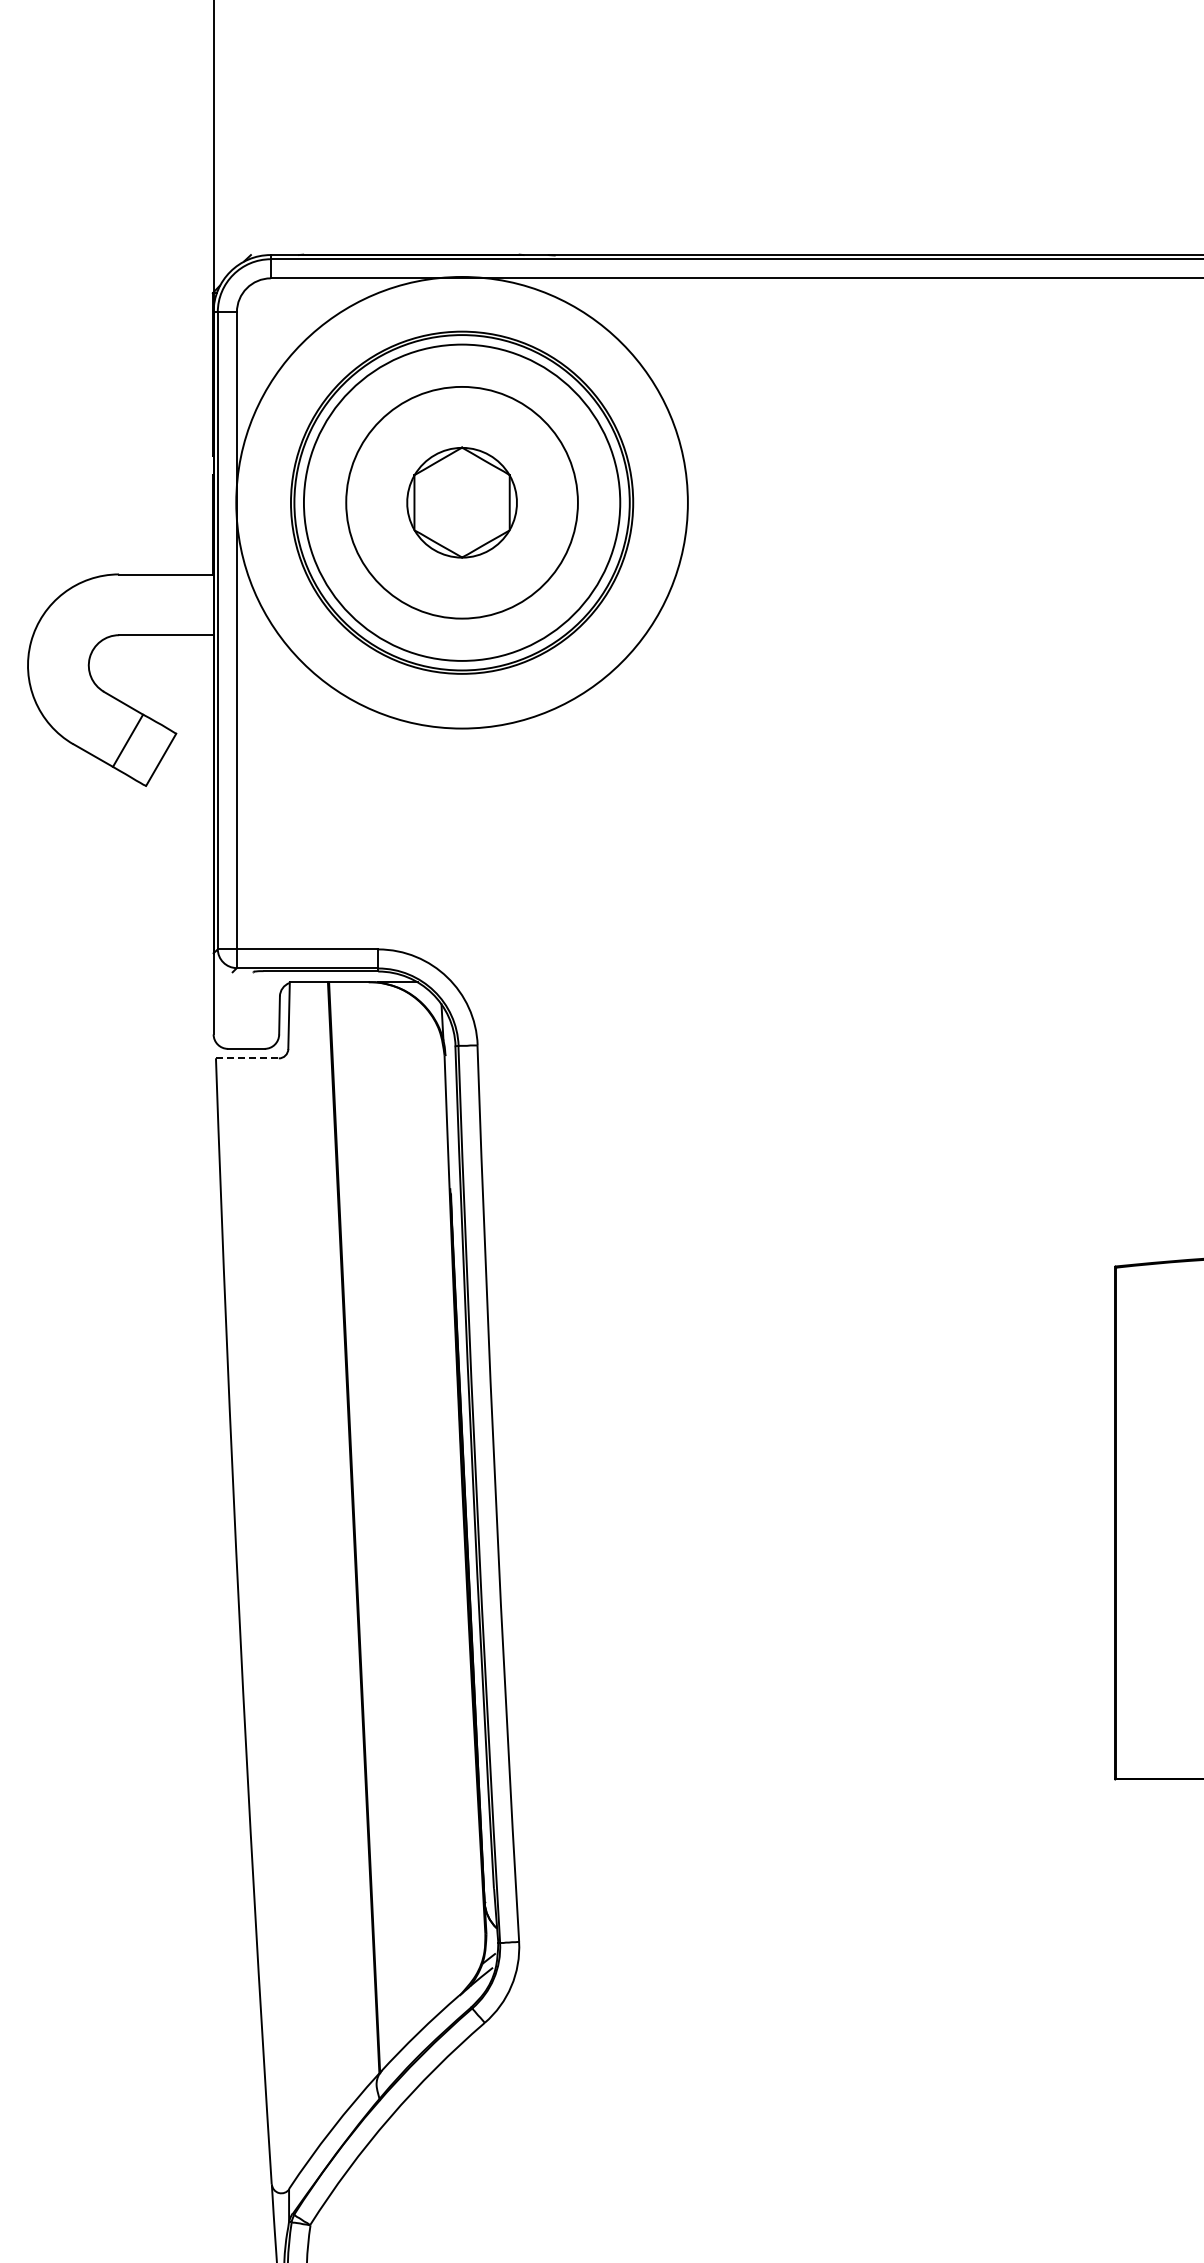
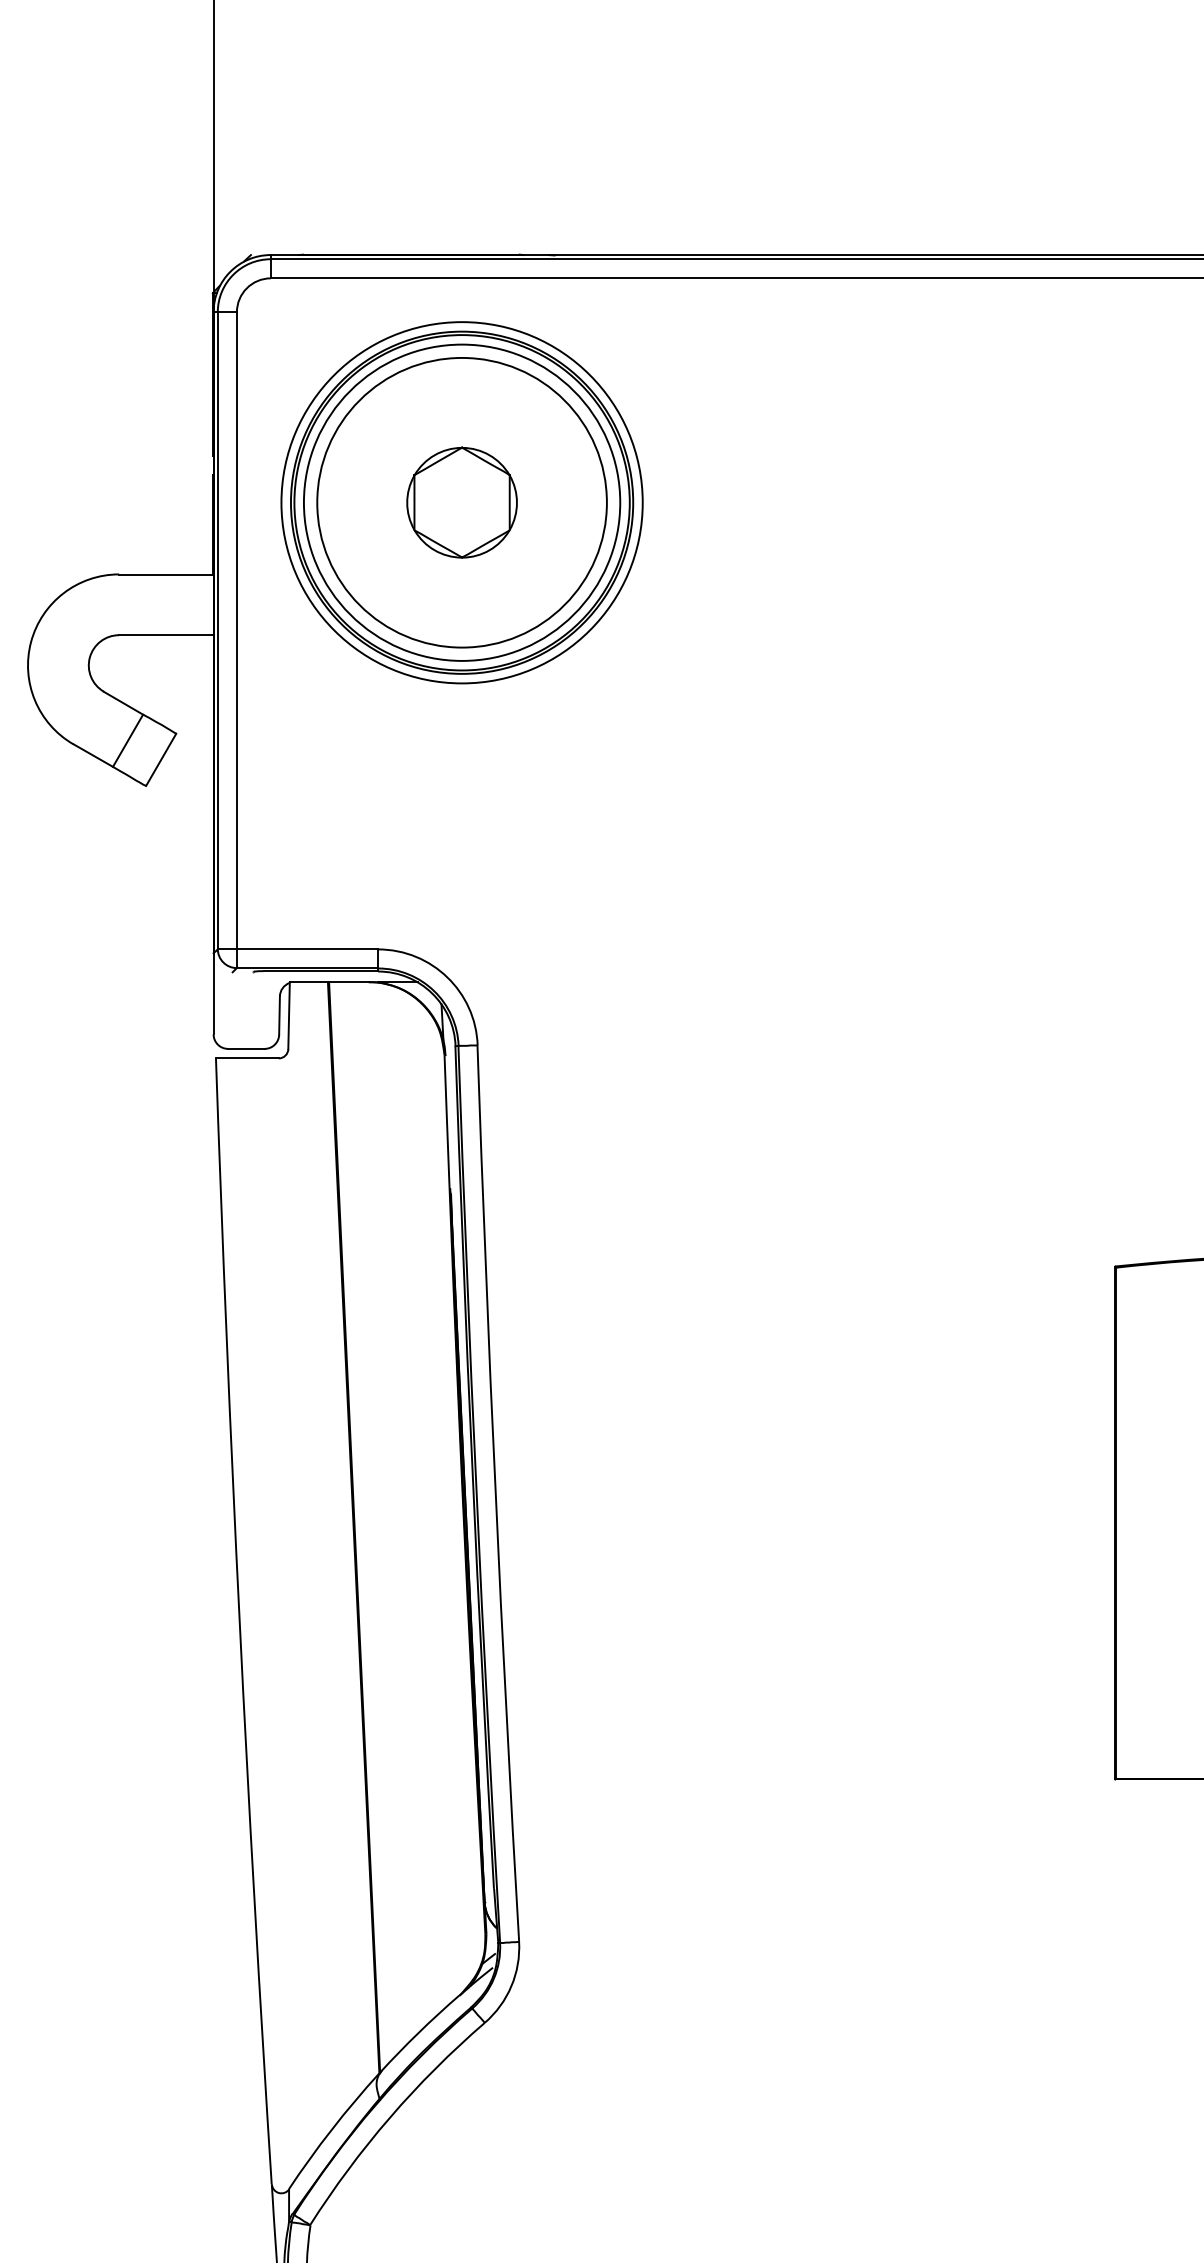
circle diameter: 232 px -> 290 px (461, 502)
circle diameter: 452 px -> 361 px (461, 502)
line: dashed -> solid (247, 1058)
